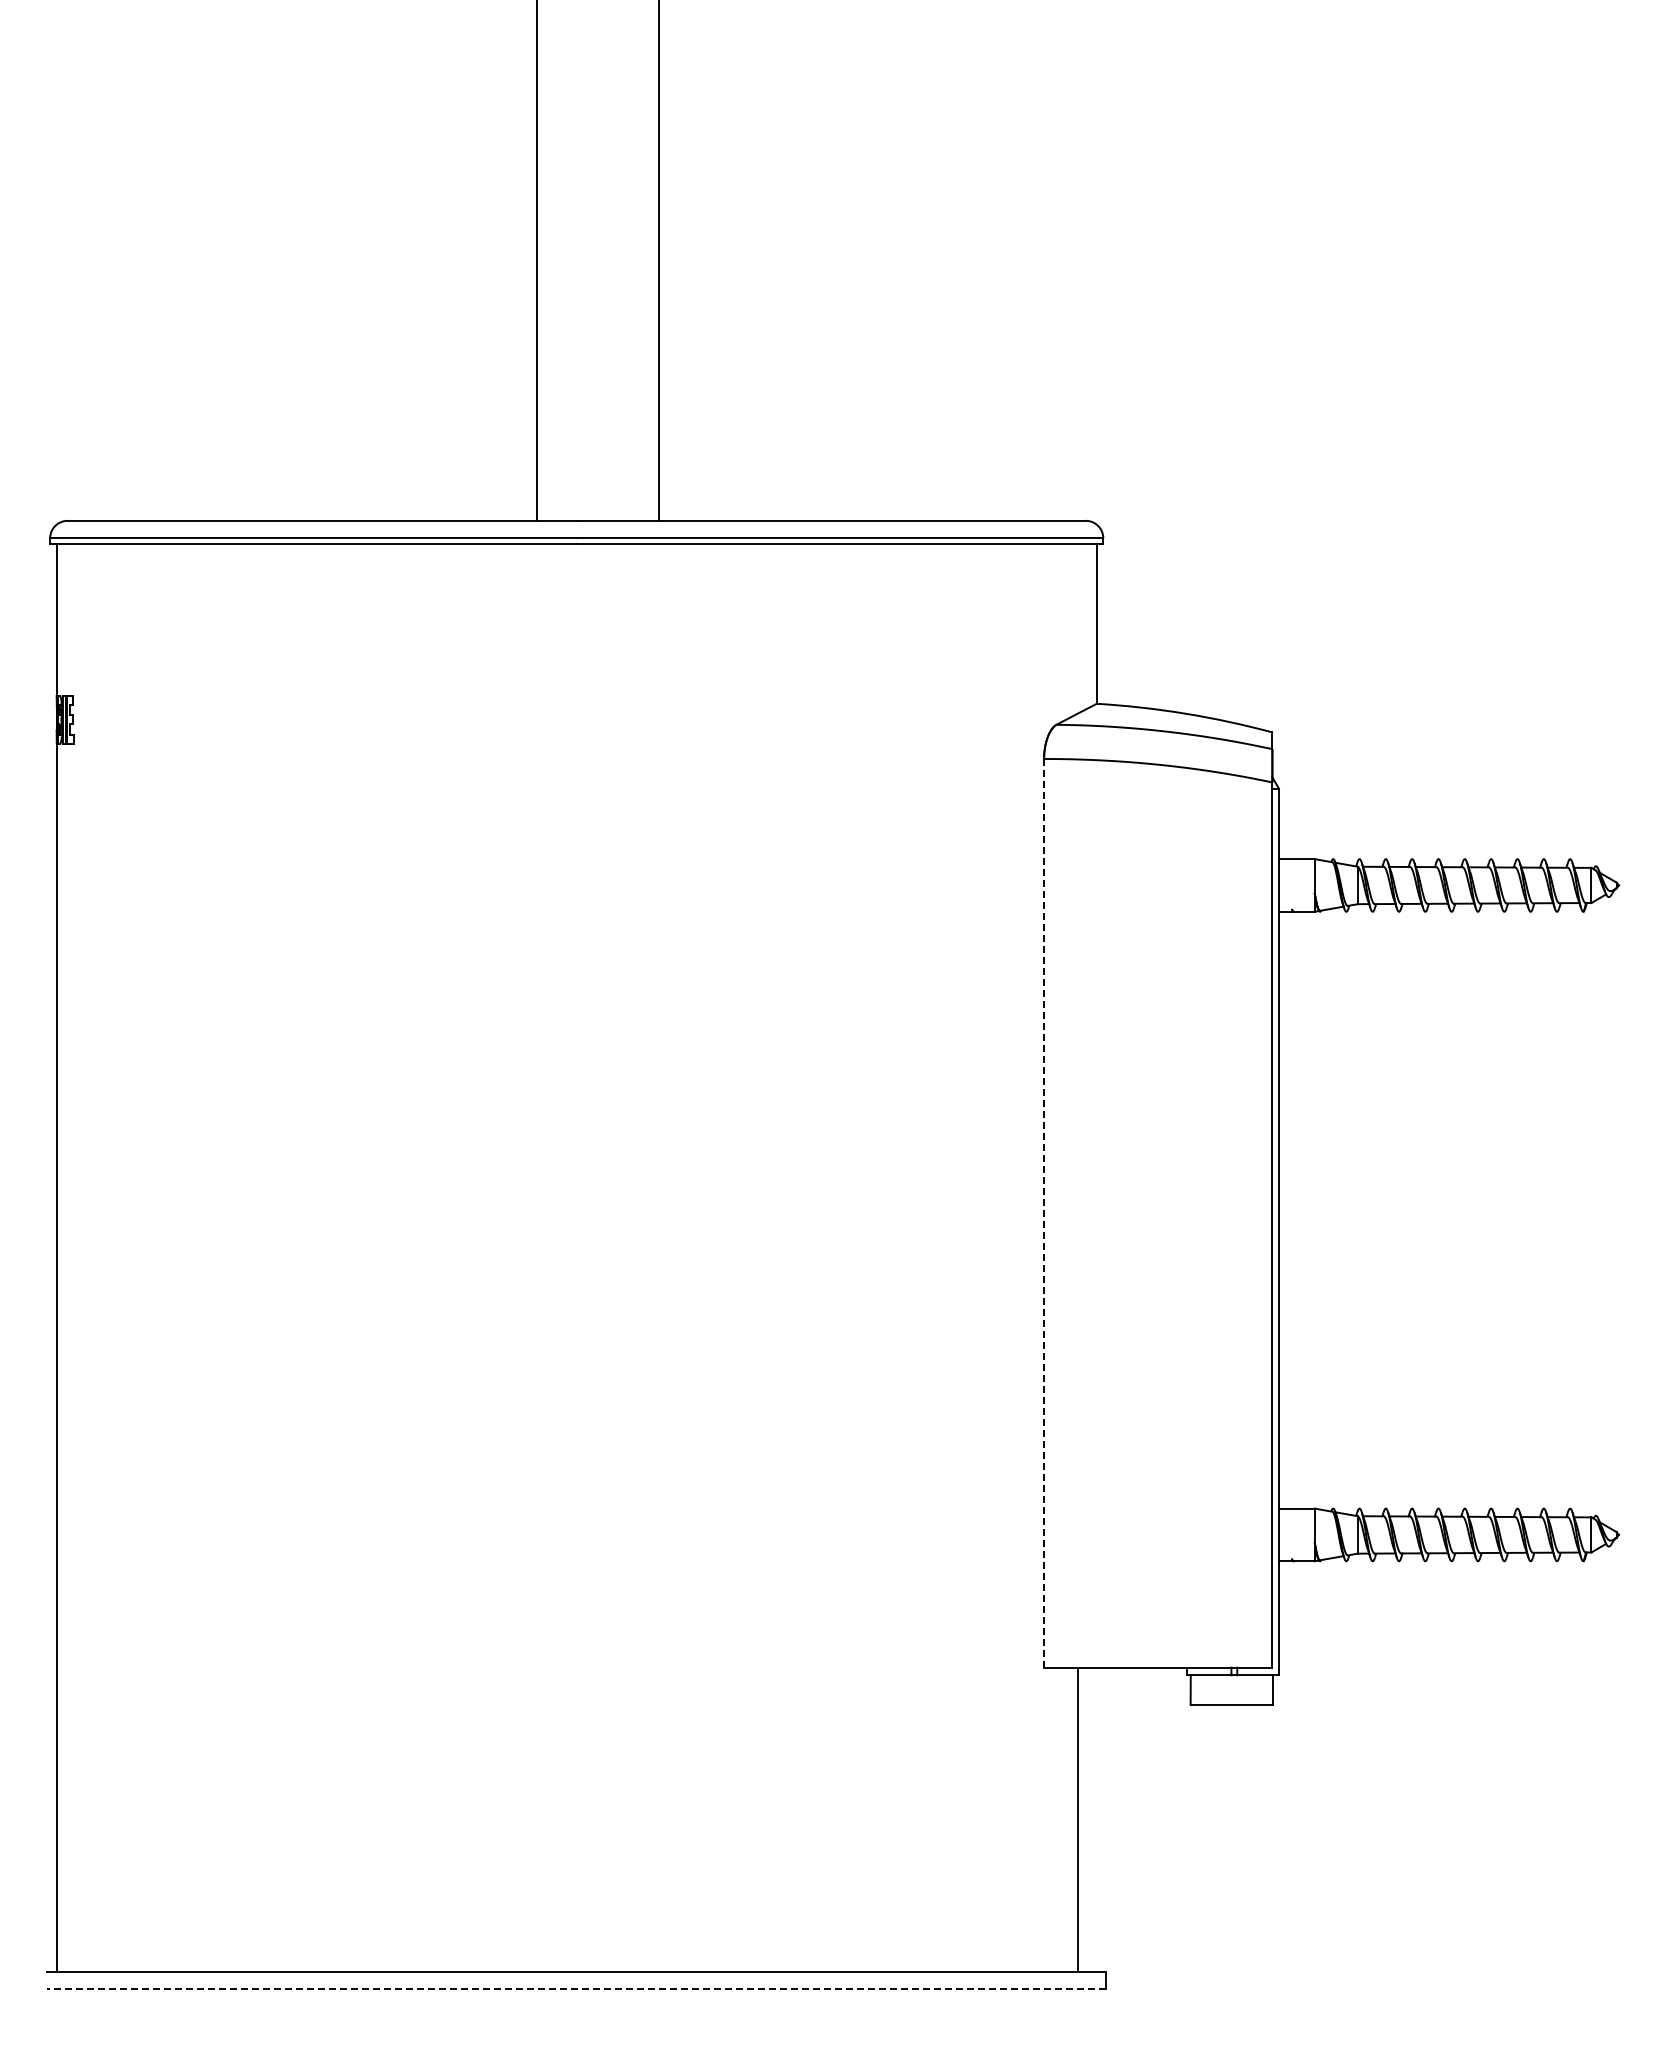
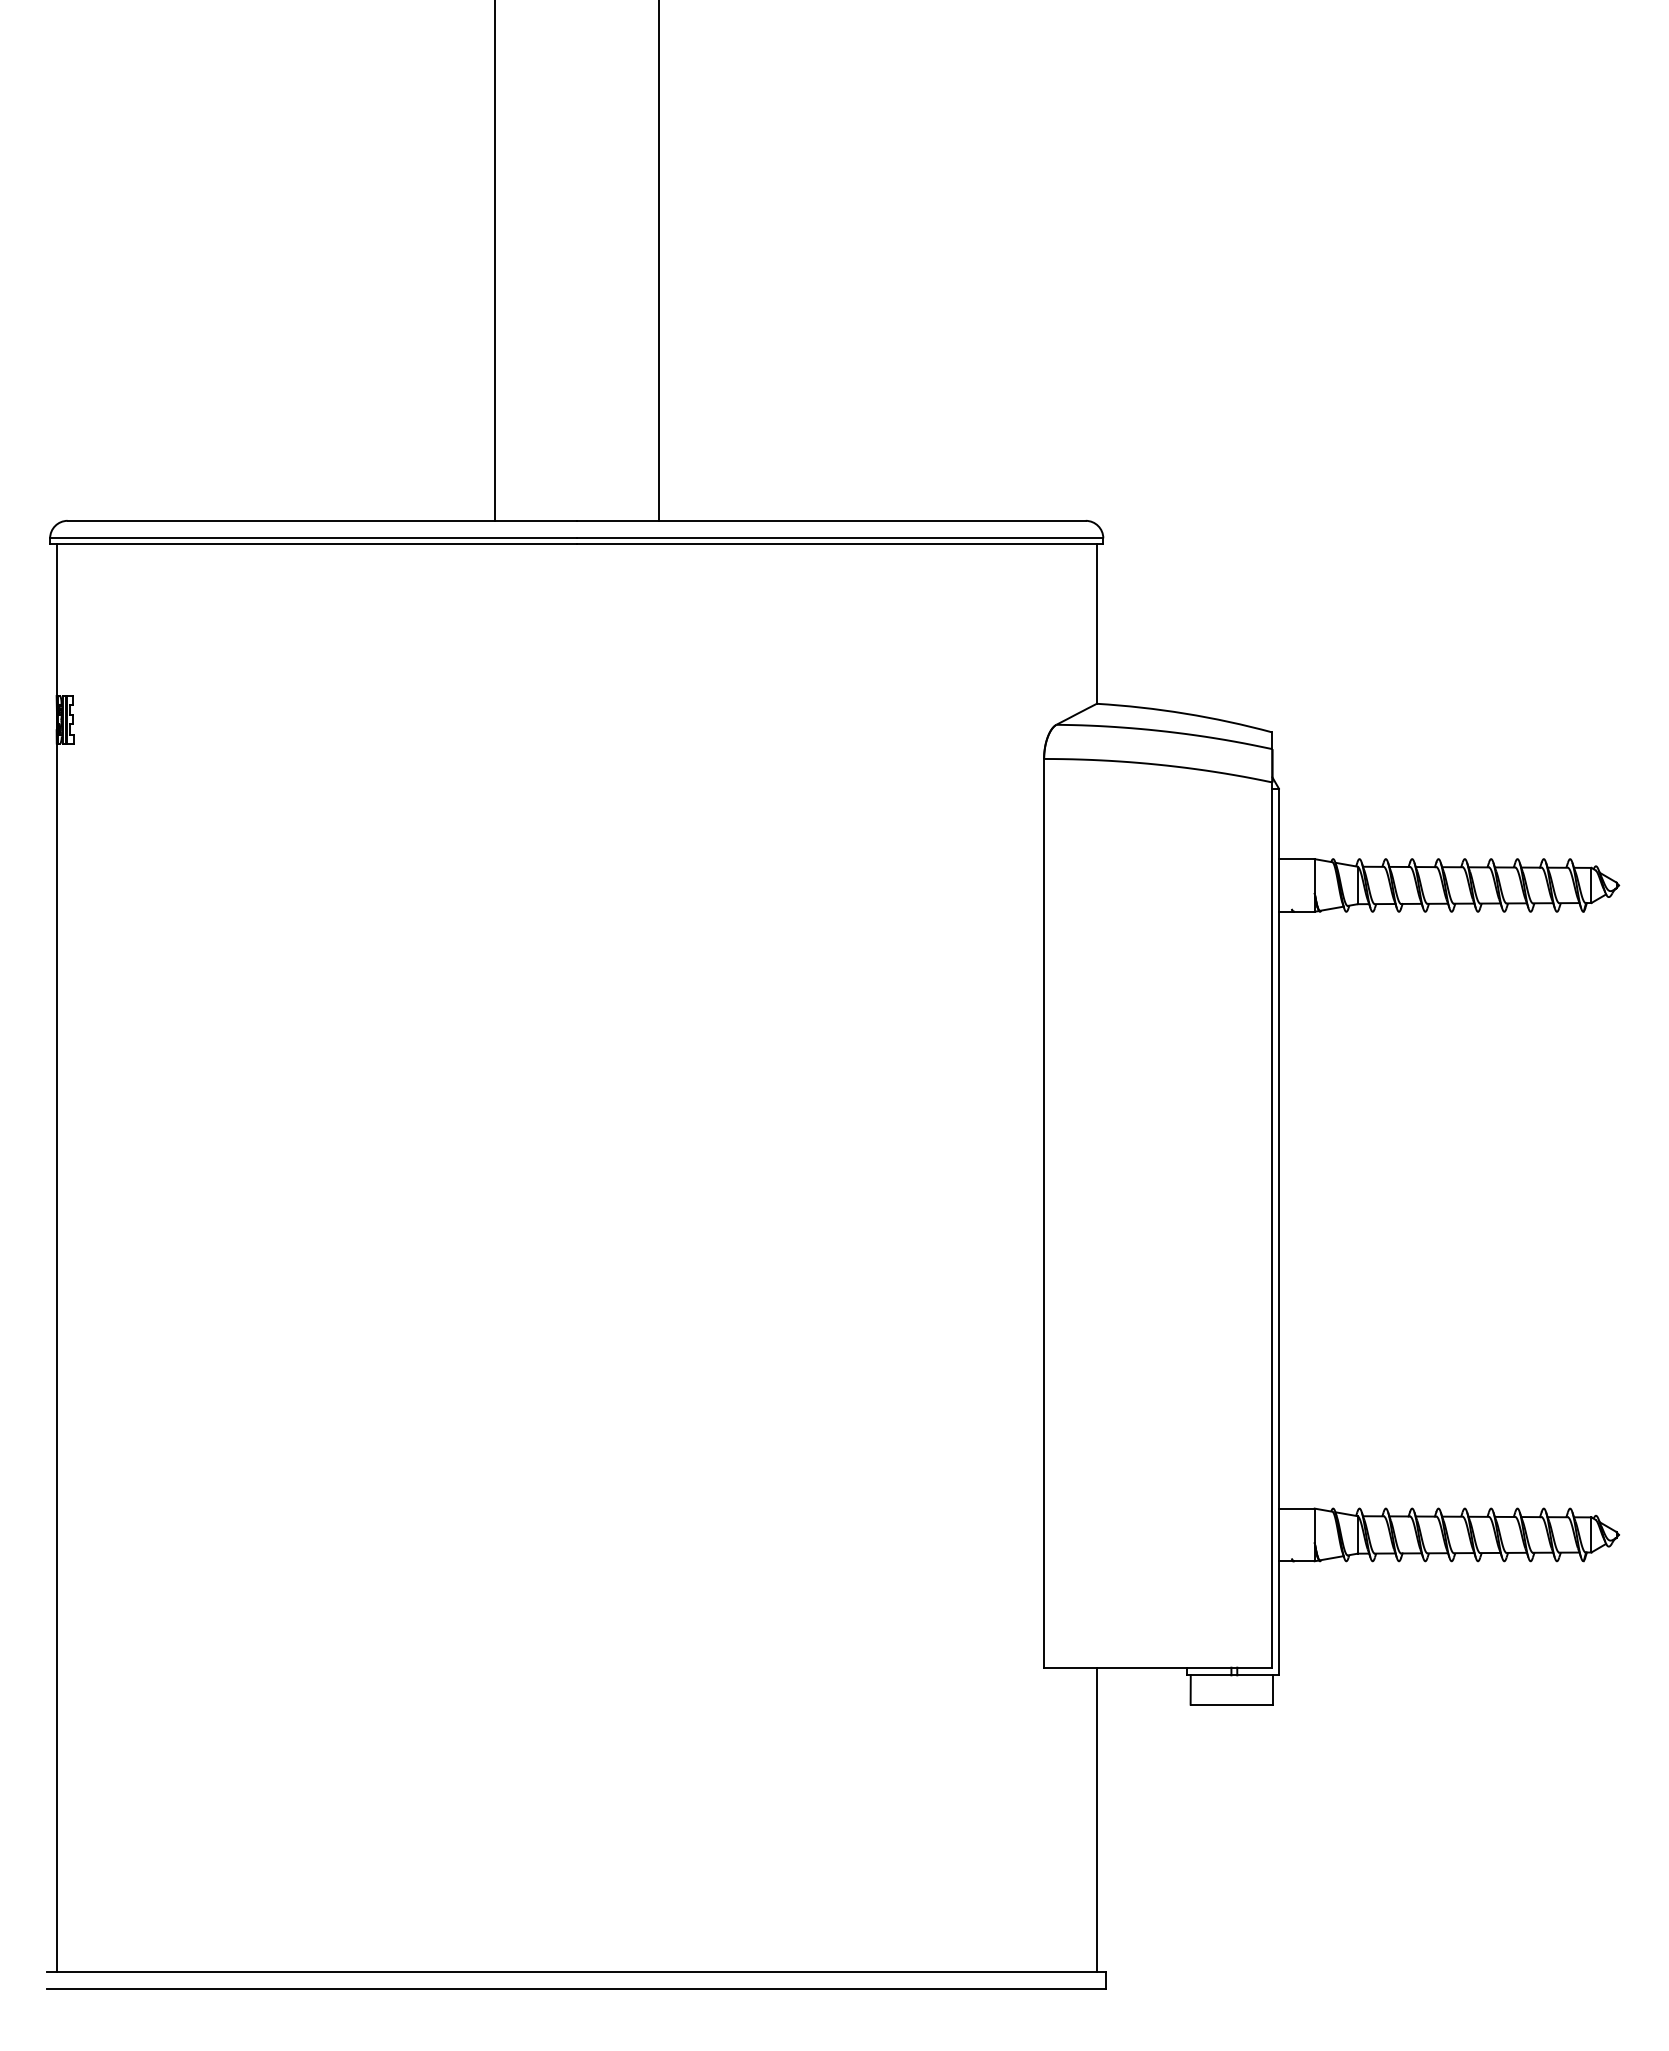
line position: (536, 261) -> (494, 261) (494, 261)
line: dashed -> solid (1044, 1212)
line position: (1077, 1819) -> (1096, 1819) (1096, 1819)
line: dashed -> solid (576, 1989)
